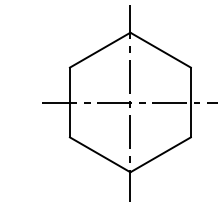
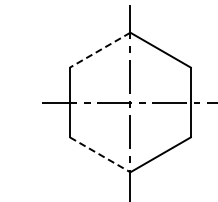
line: solid -> dashed (100, 50)
line: solid -> dashed (100, 154)
